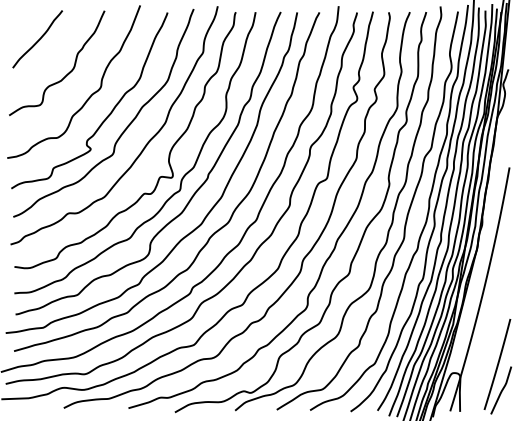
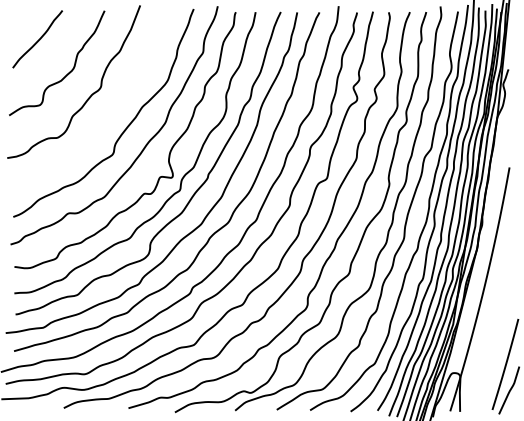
curve: present -> none (106, 116)
part position: (497, 366) -> (505, 366) (505, 366)
